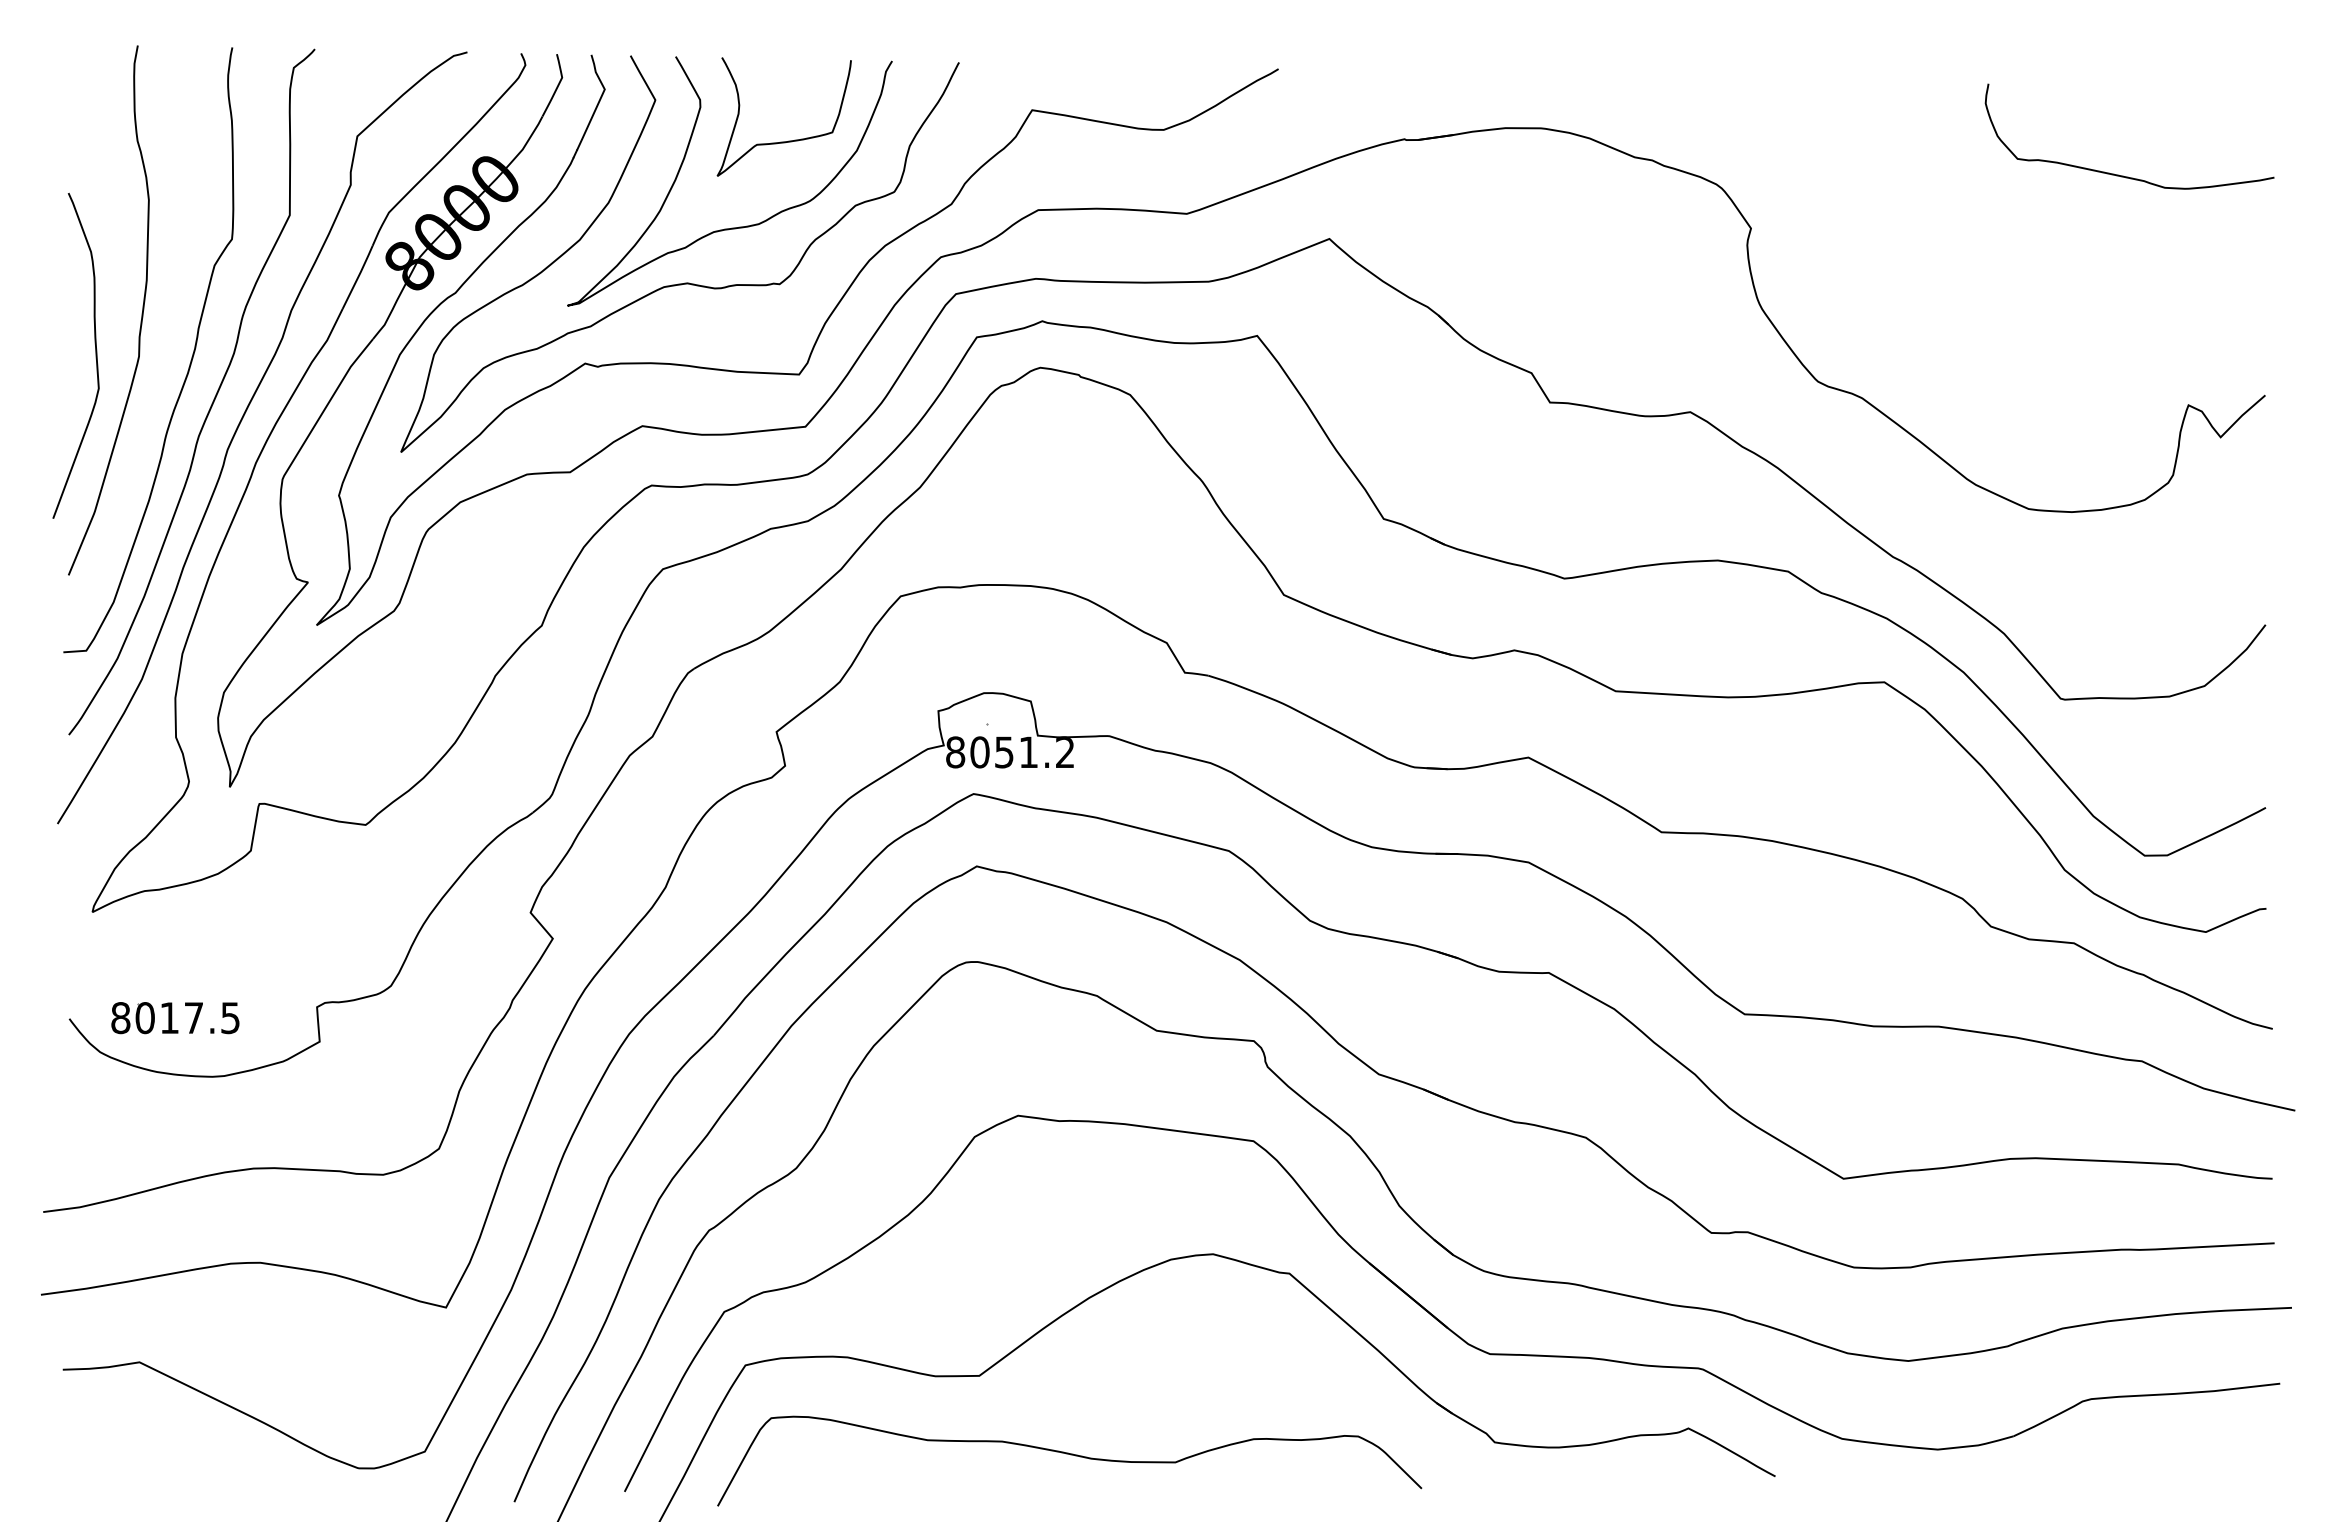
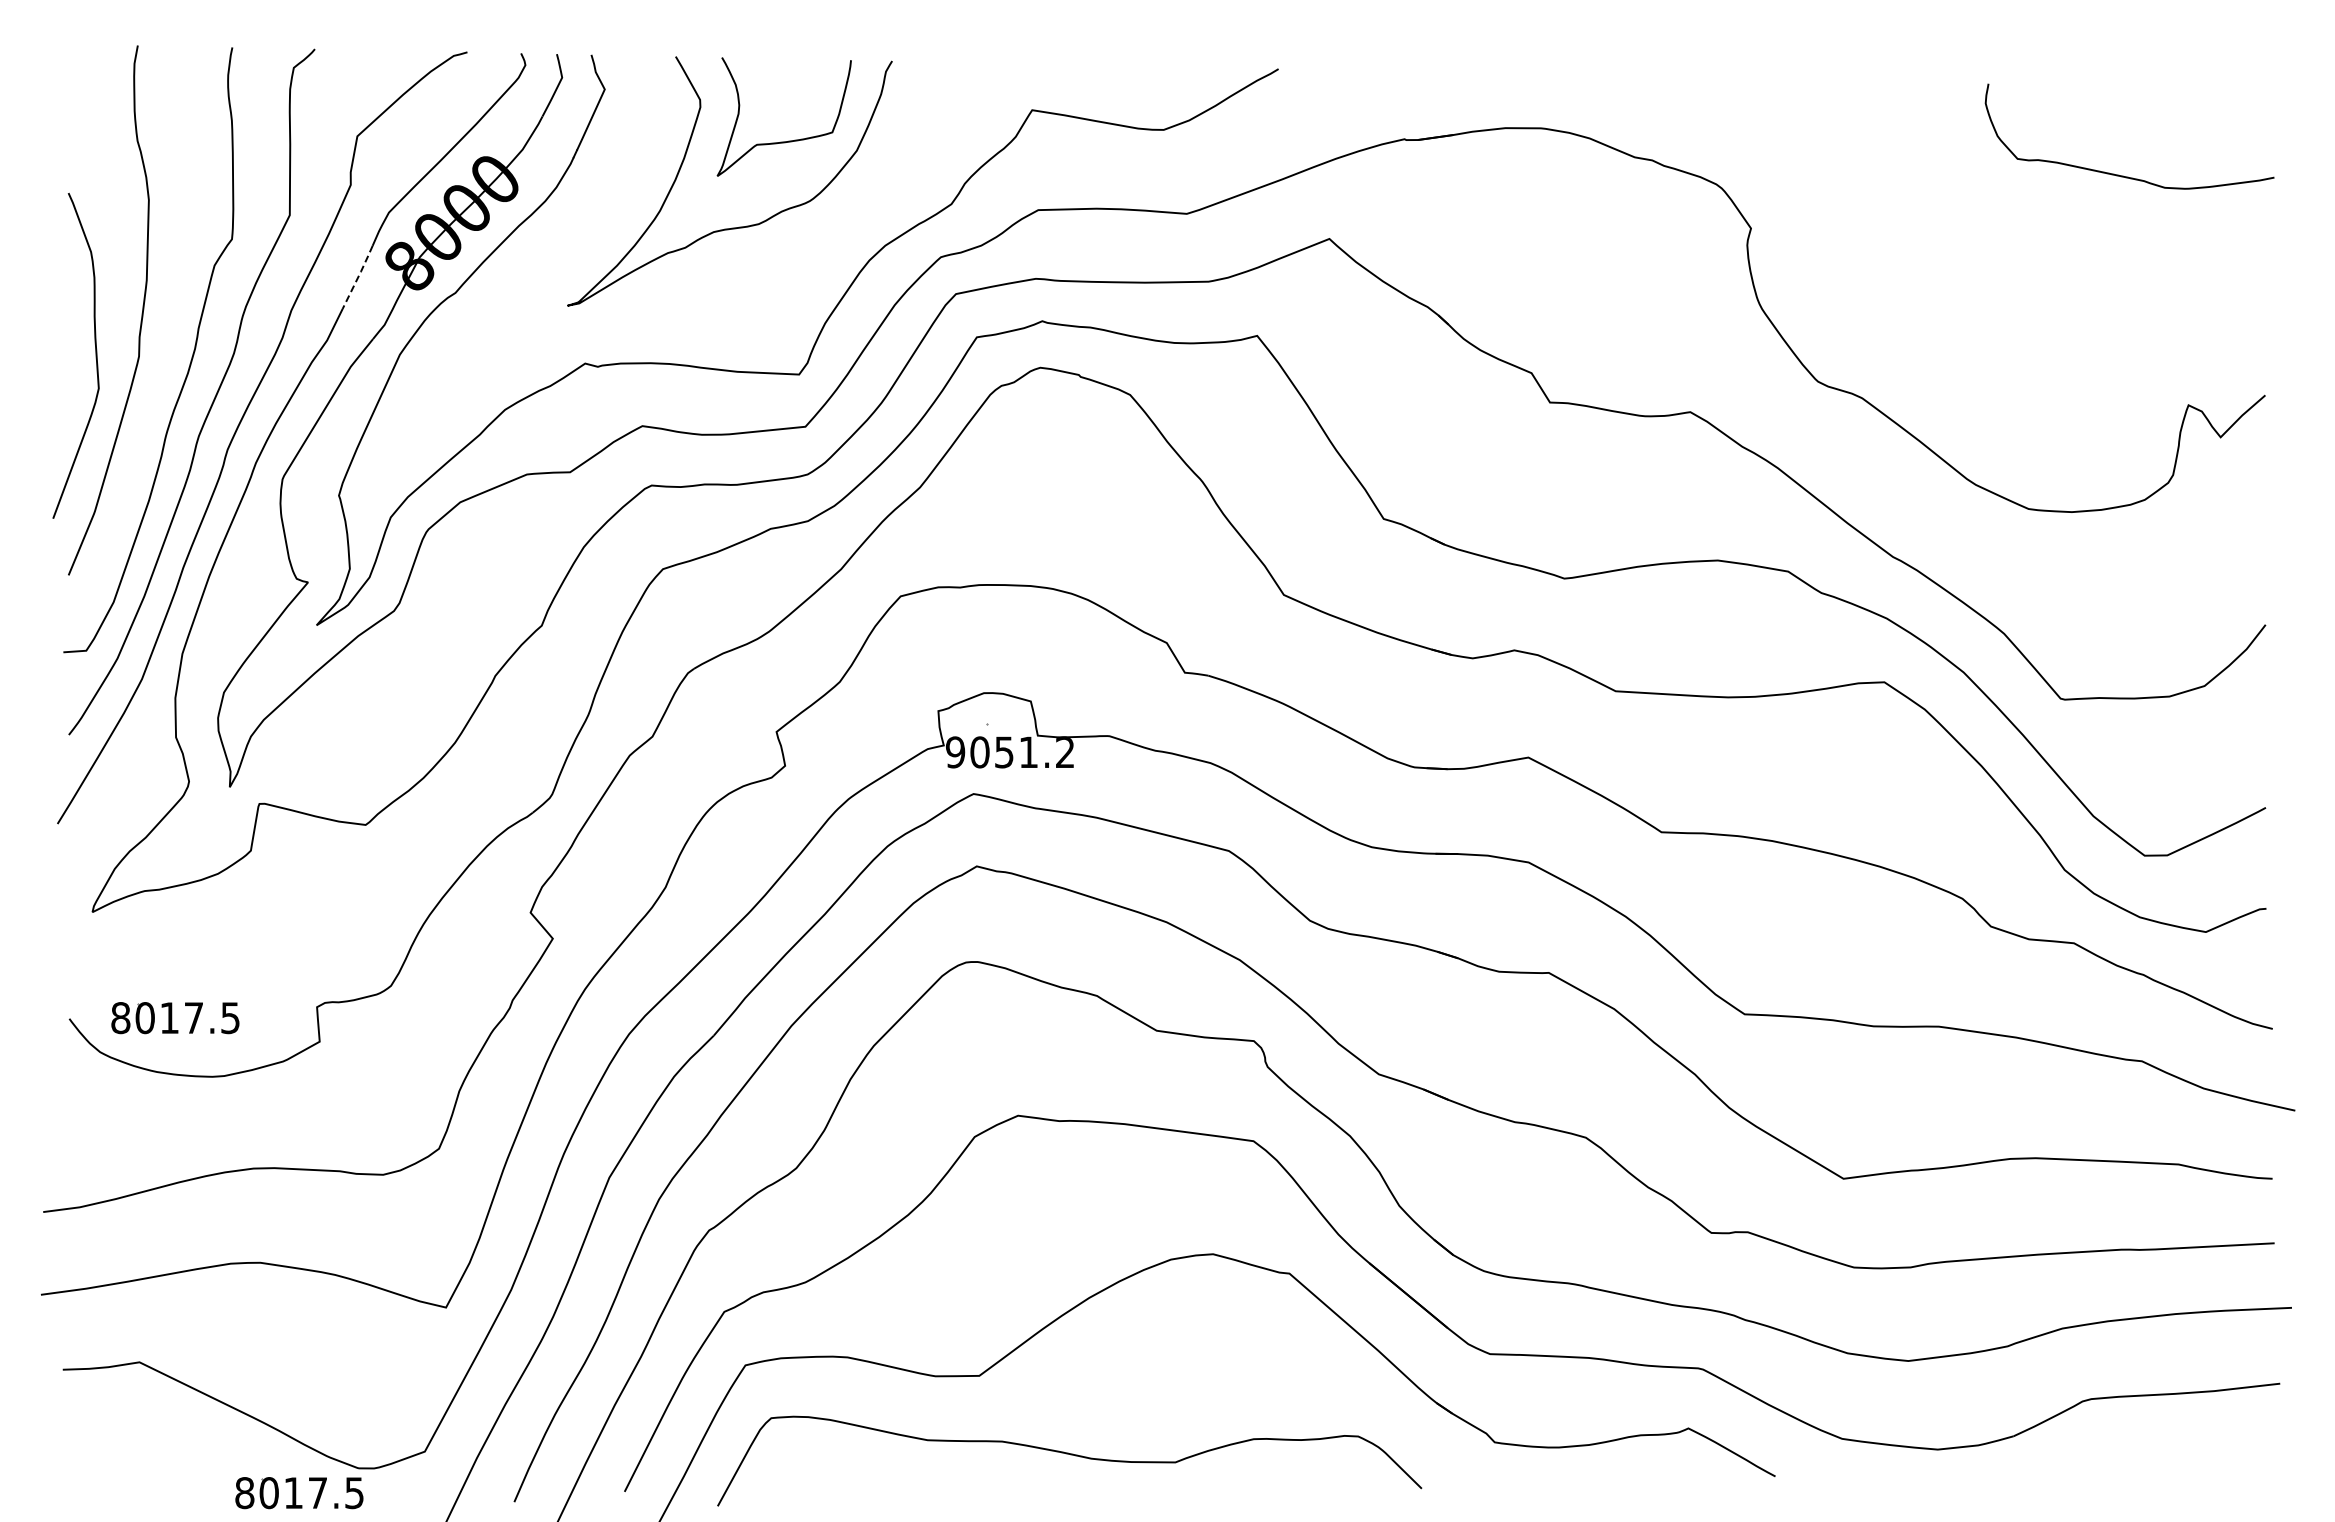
line: solid -> dashed (358, 276)
curve: present -> none (684, 282)
text: 8051.2 -> 9051.2 (955, 752)
part: none -> present (299, 1493)
